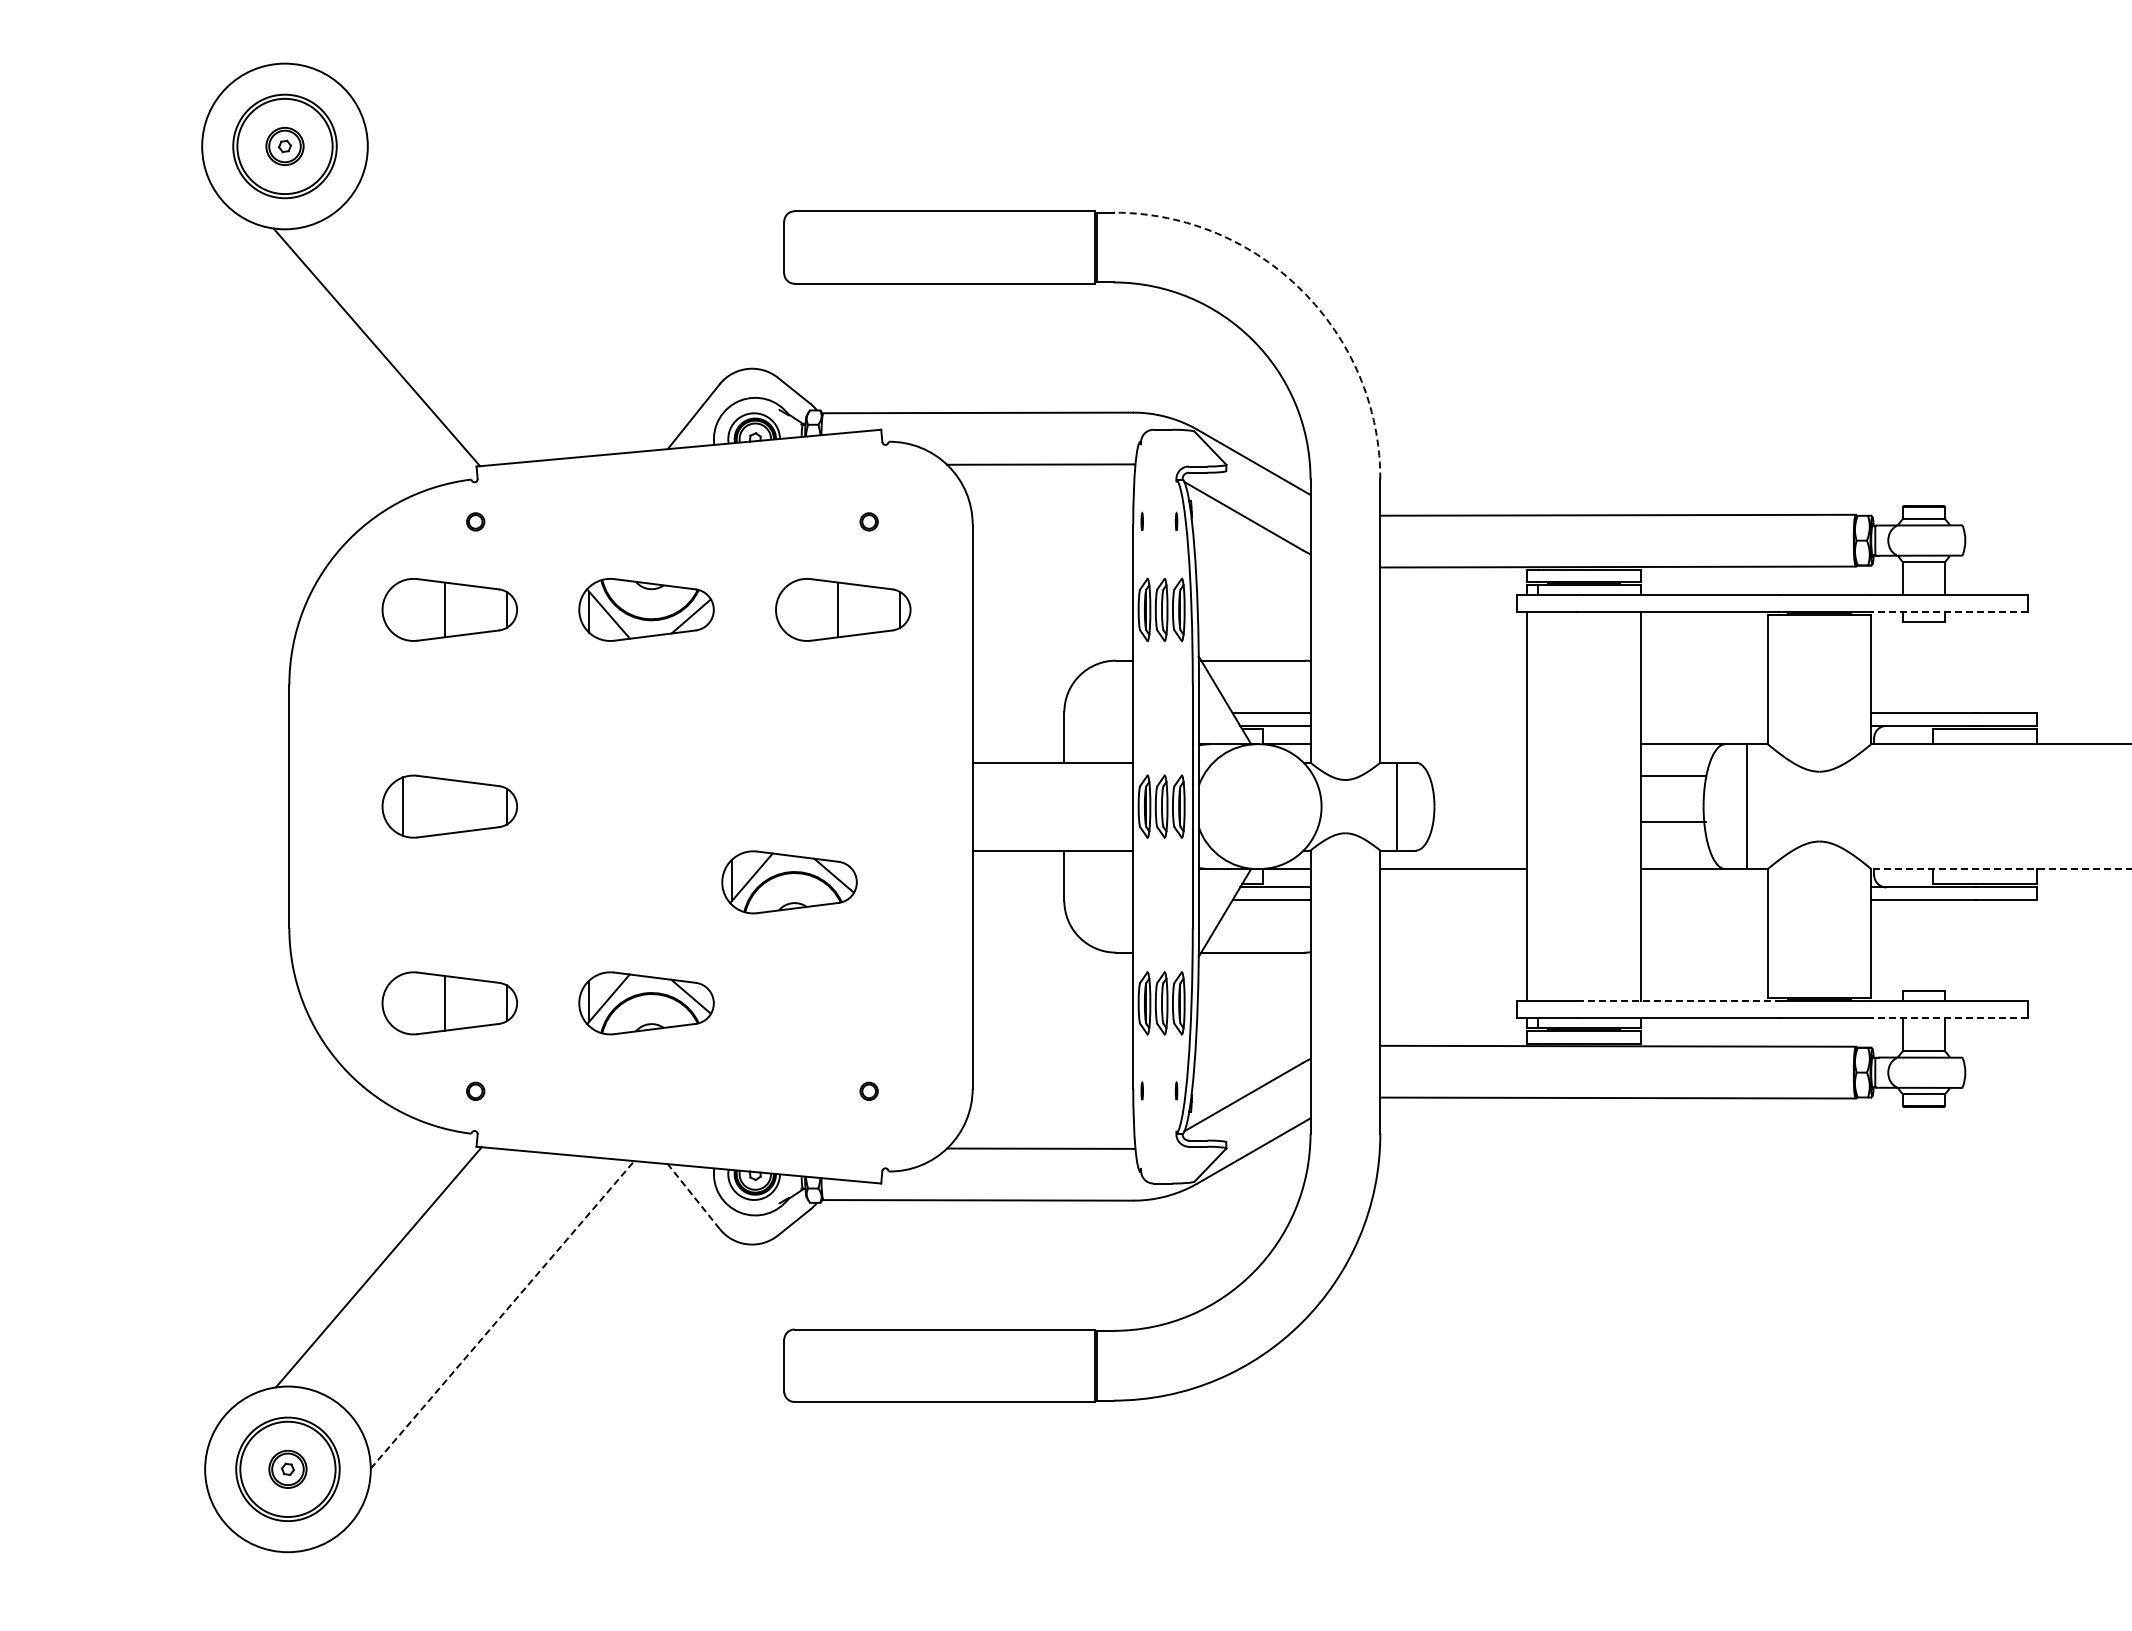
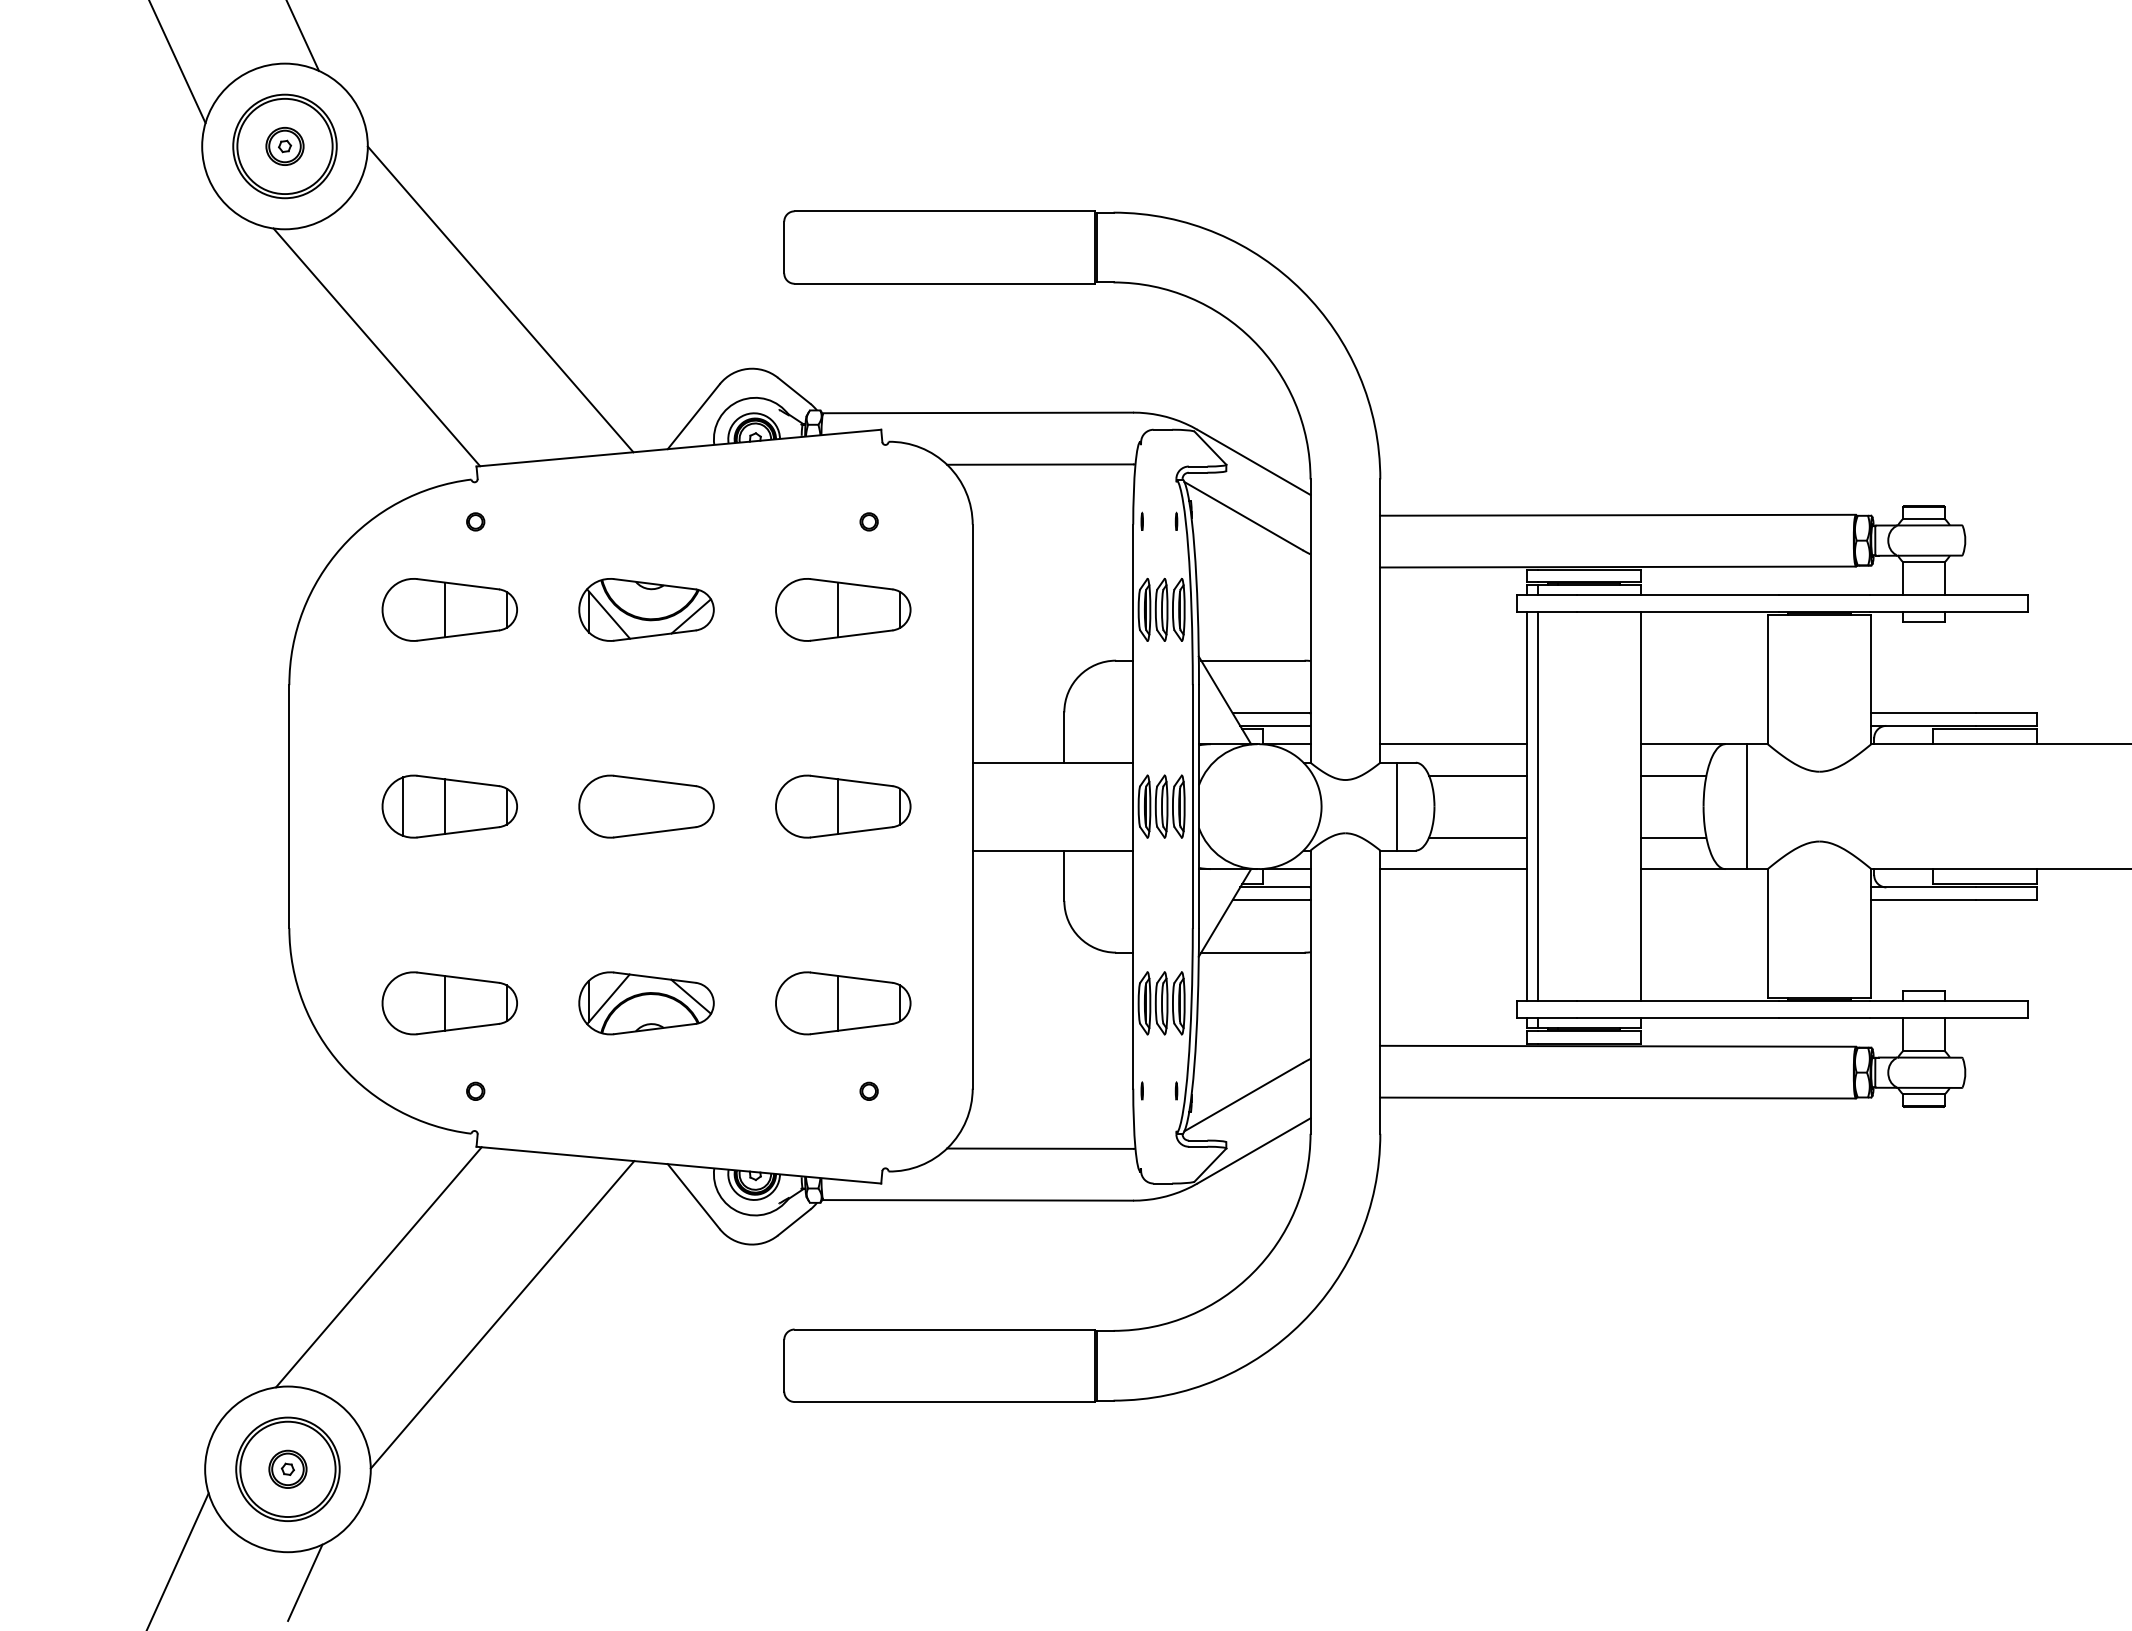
line: none -> present (303, 36)
line: none -> present (177, 62)
arc: dashed -> solid (1302, 290)
line: none -> present (500, 299)
line: dashed -> solid (1948, 612)
line: none -> present (1453, 744)
line: none -> present (1477, 775)
line: none -> present (444, 806)
part: none -> present (646, 806)
part: none -> present (843, 806)
line: none -> present (1537, 806)
line position: (1673, 821) -> (1673, 837) (1673, 837)
line: none -> present (1477, 837)
line: dashed -> solid (2001, 869)
part: present -> none (789, 882)
line: dashed -> solid (1677, 1001)
part: none -> present (843, 1003)
line: dashed -> solid (1948, 1017)
line: dashed -> solid (693, 1196)
line: dashed -> solid (502, 1314)
line: none -> present (178, 1560)
line: none -> present (305, 1582)
